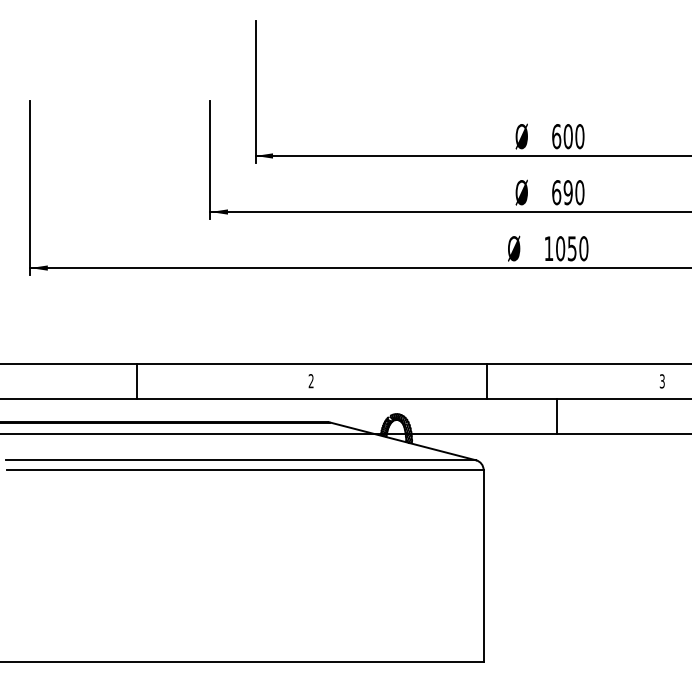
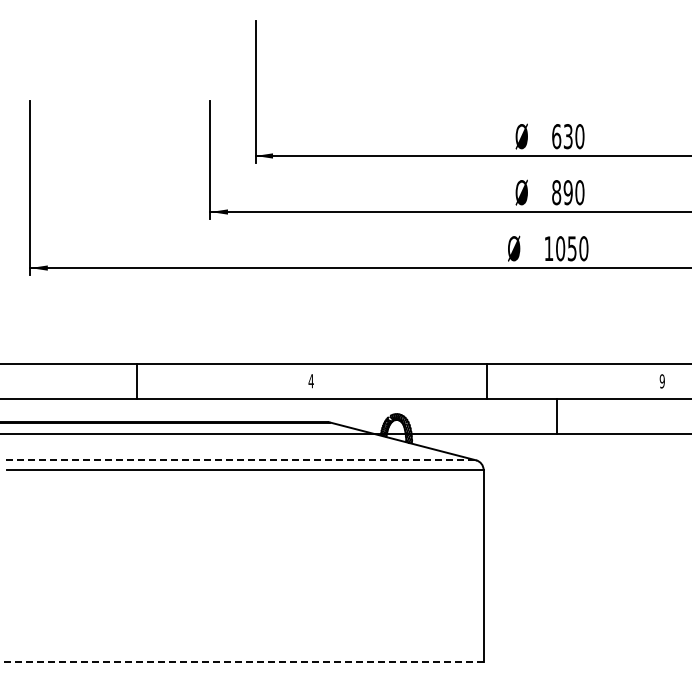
text: 600 -> 630 (567, 136)
text: 690 -> 890 (556, 192)
text: 2 -> 4 (310, 381)
text: 3 -> 9 (661, 381)
line: solid -> dashed (241, 460)
line: solid -> dashed (241, 662)
